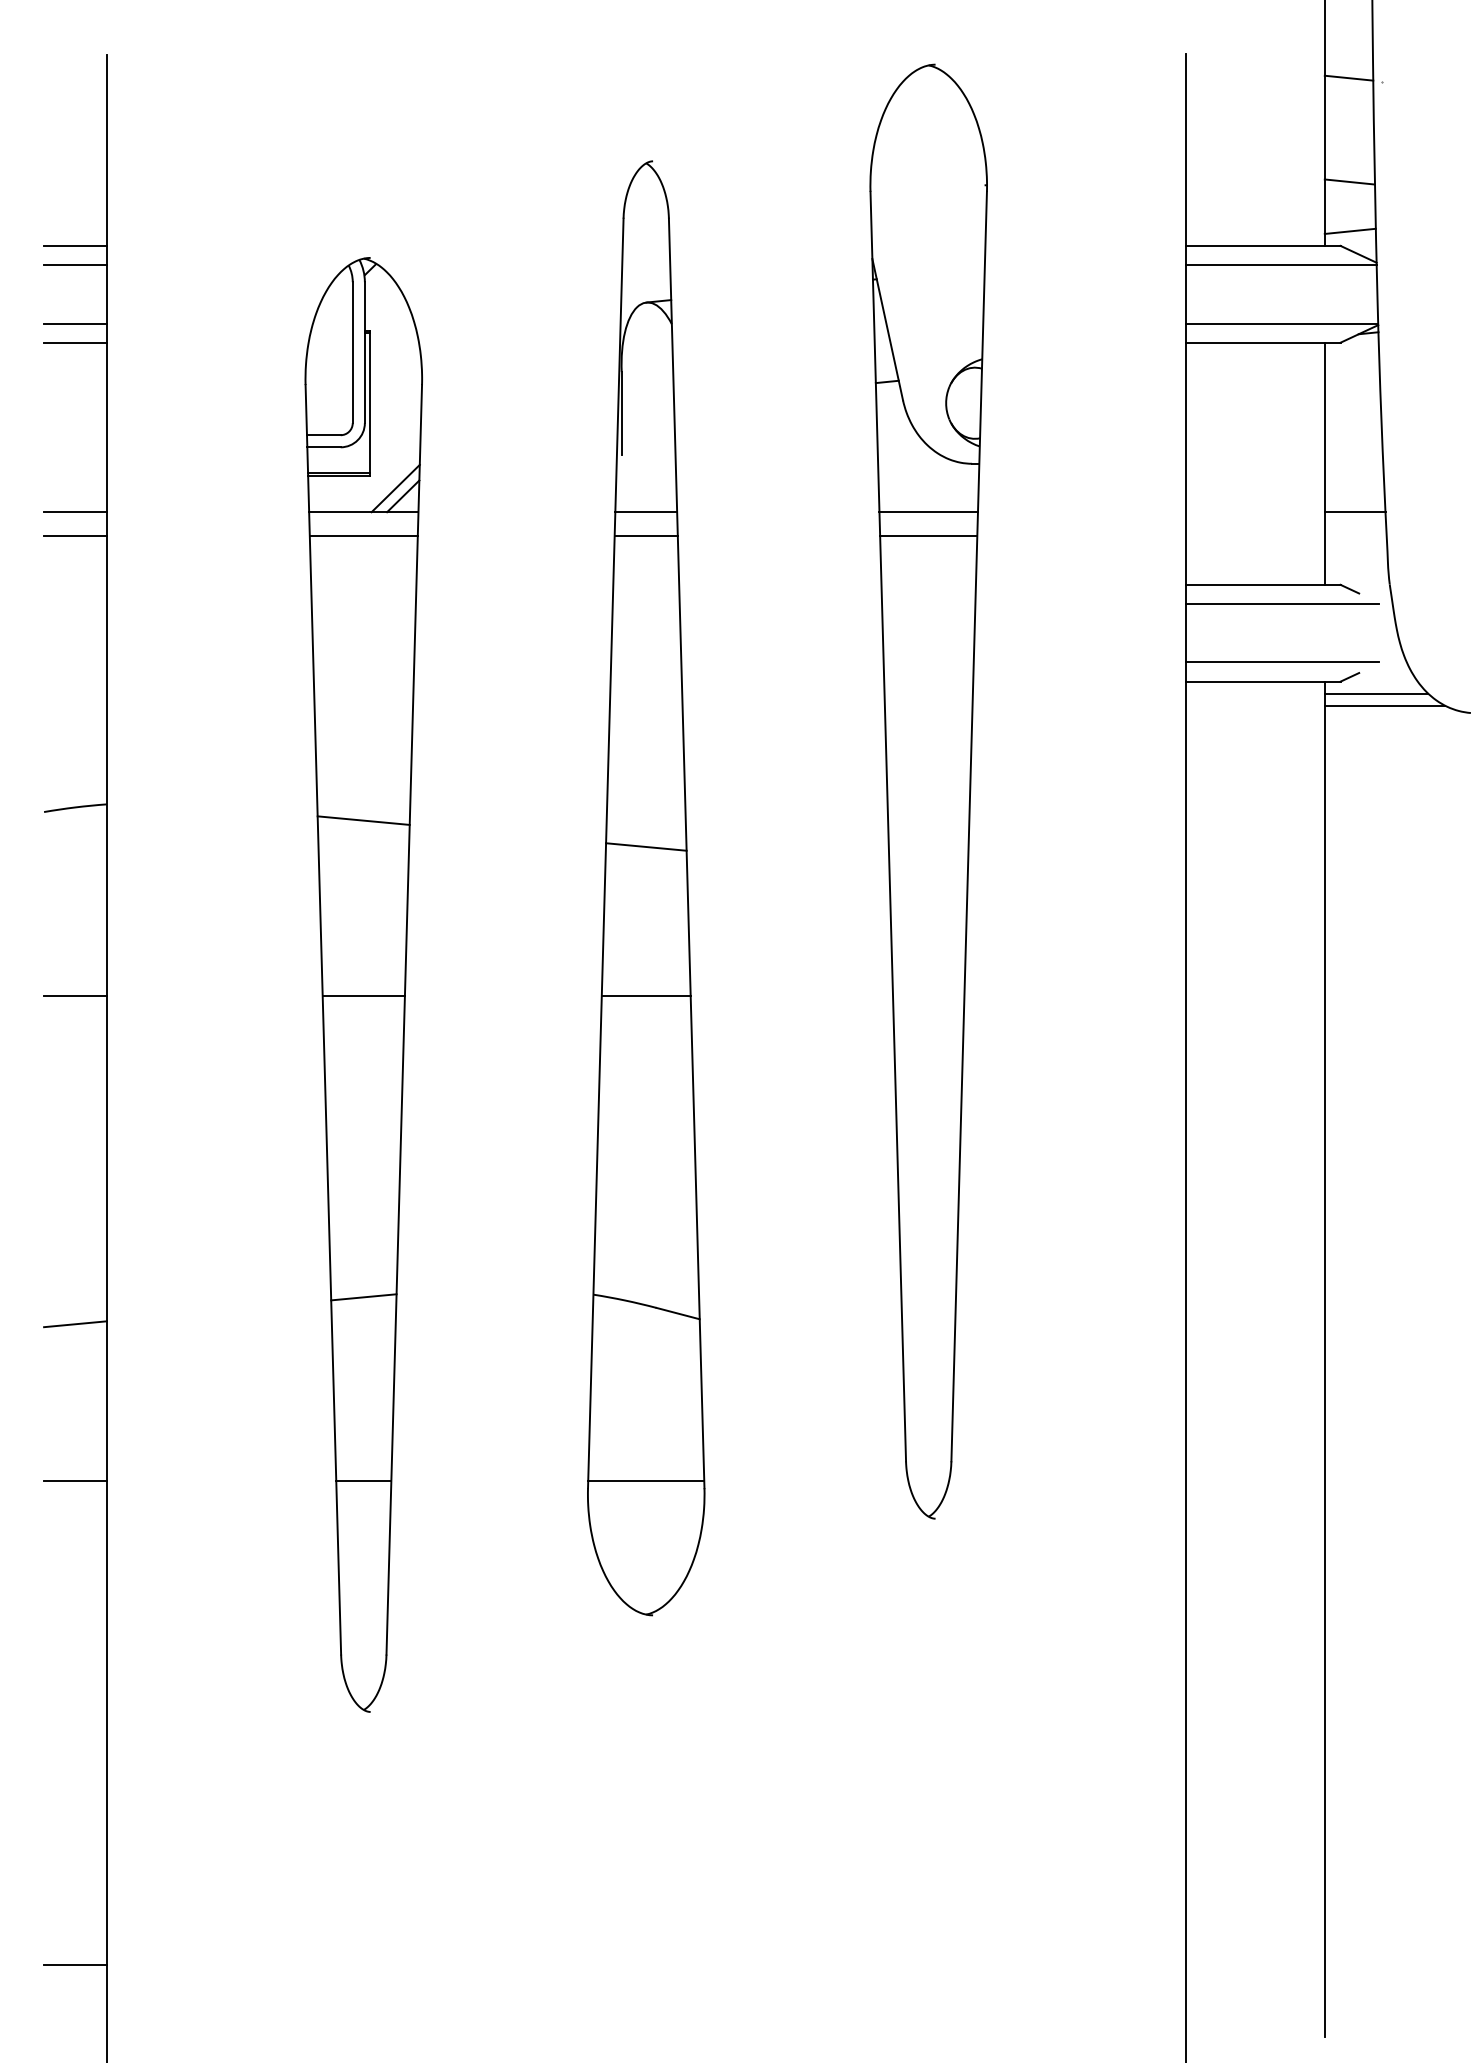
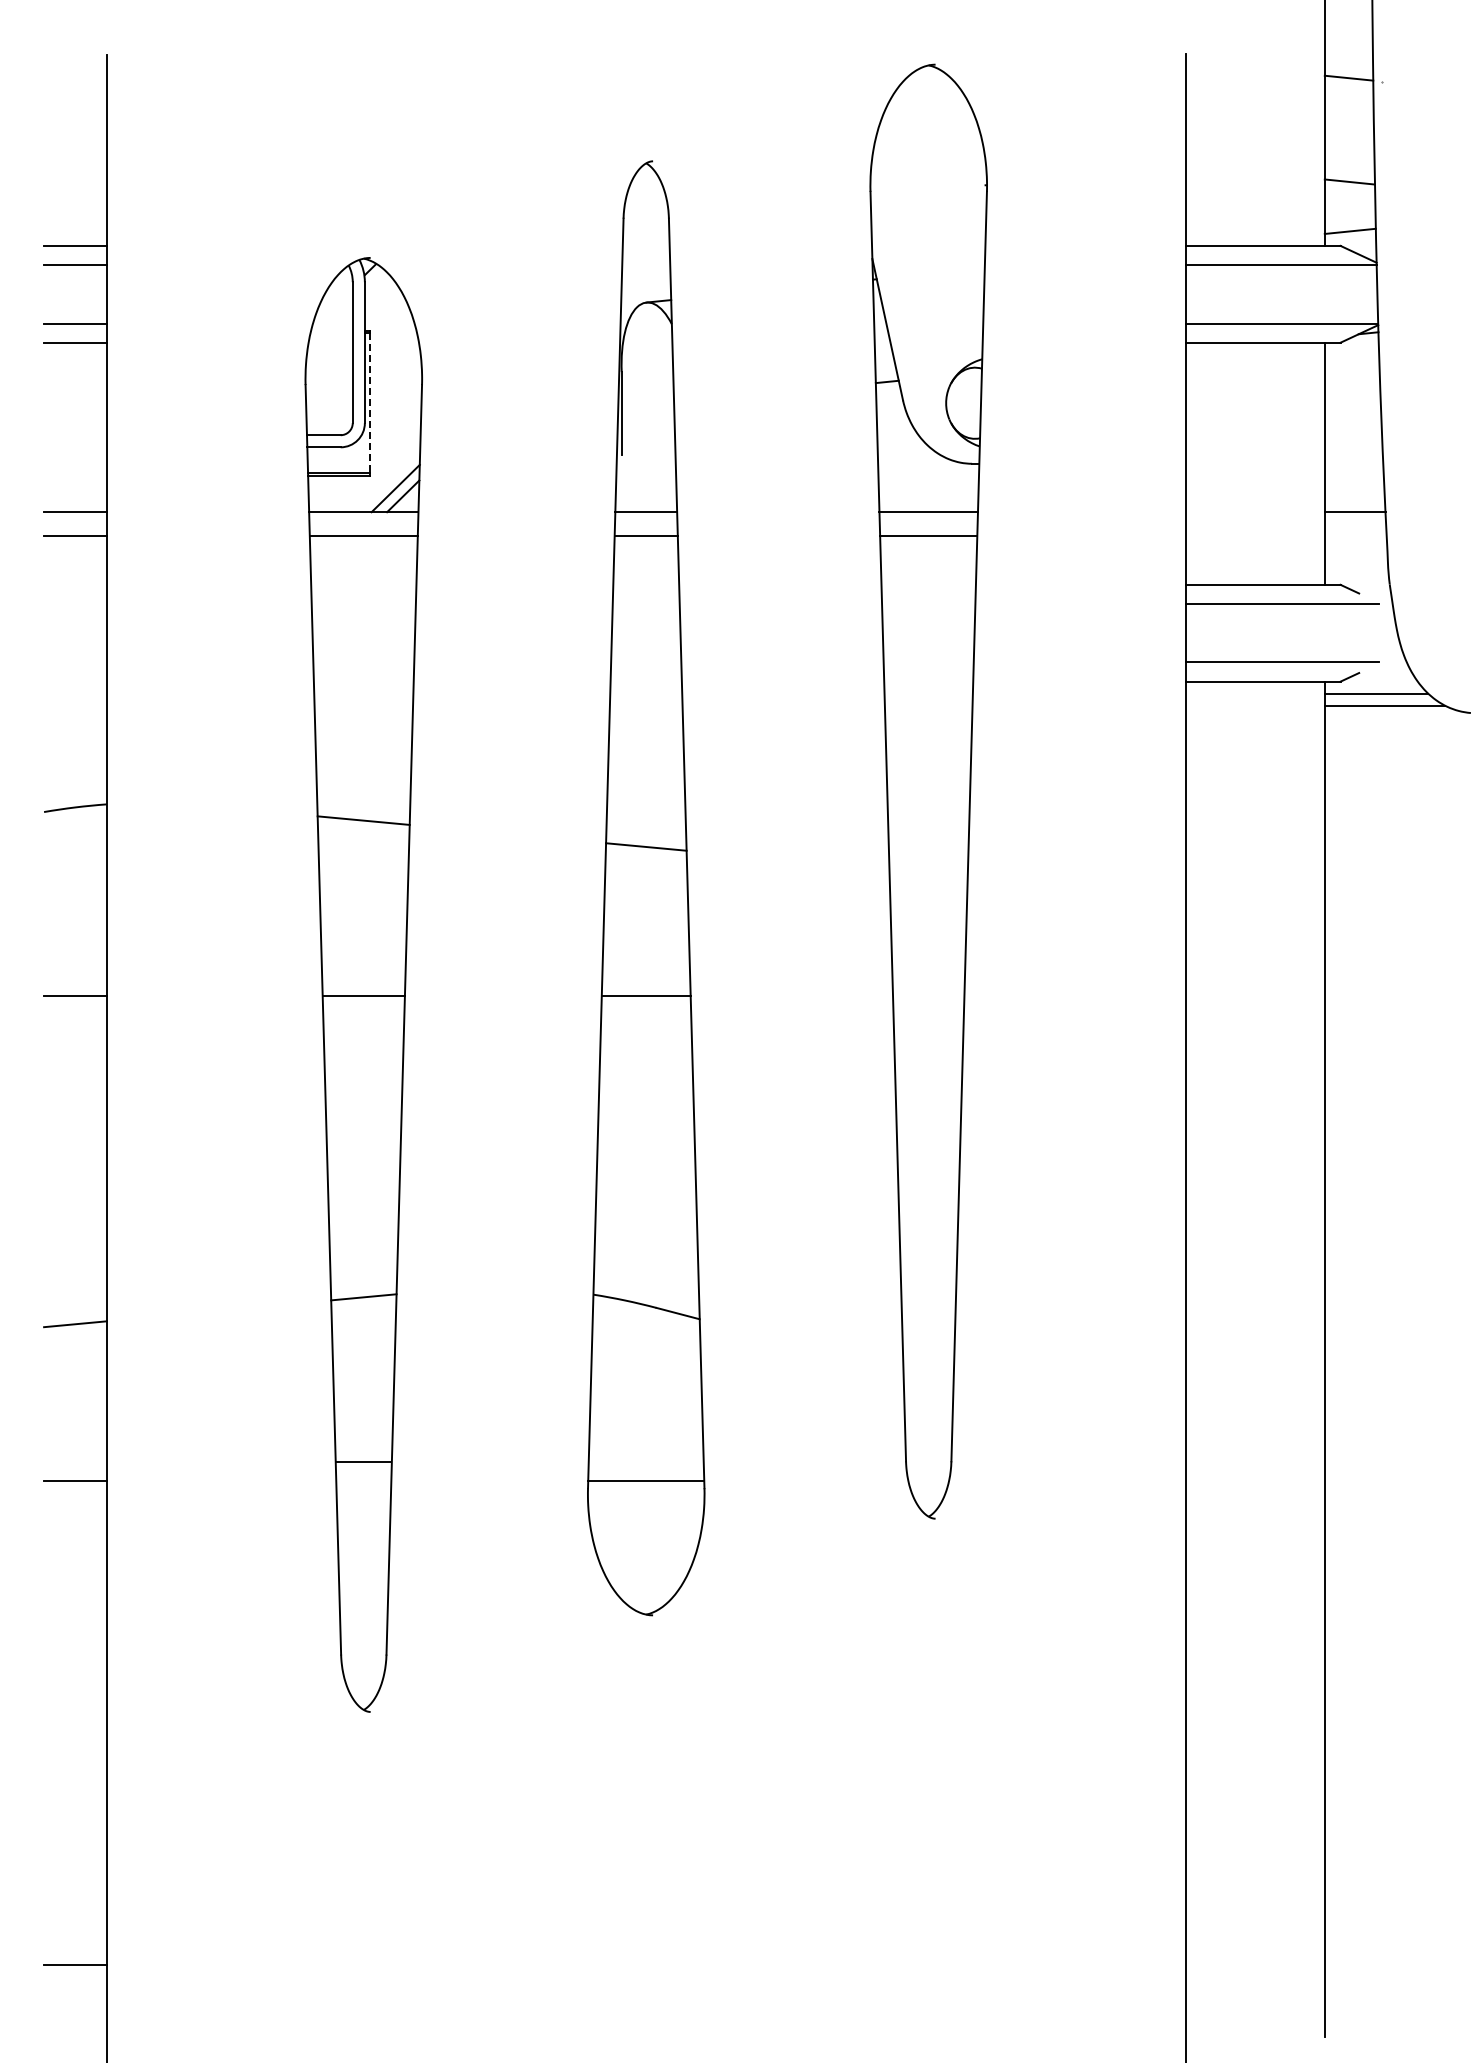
line: solid -> dashed (370, 403)
line position: (363, 1480) -> (363, 1461) (363, 1461)
